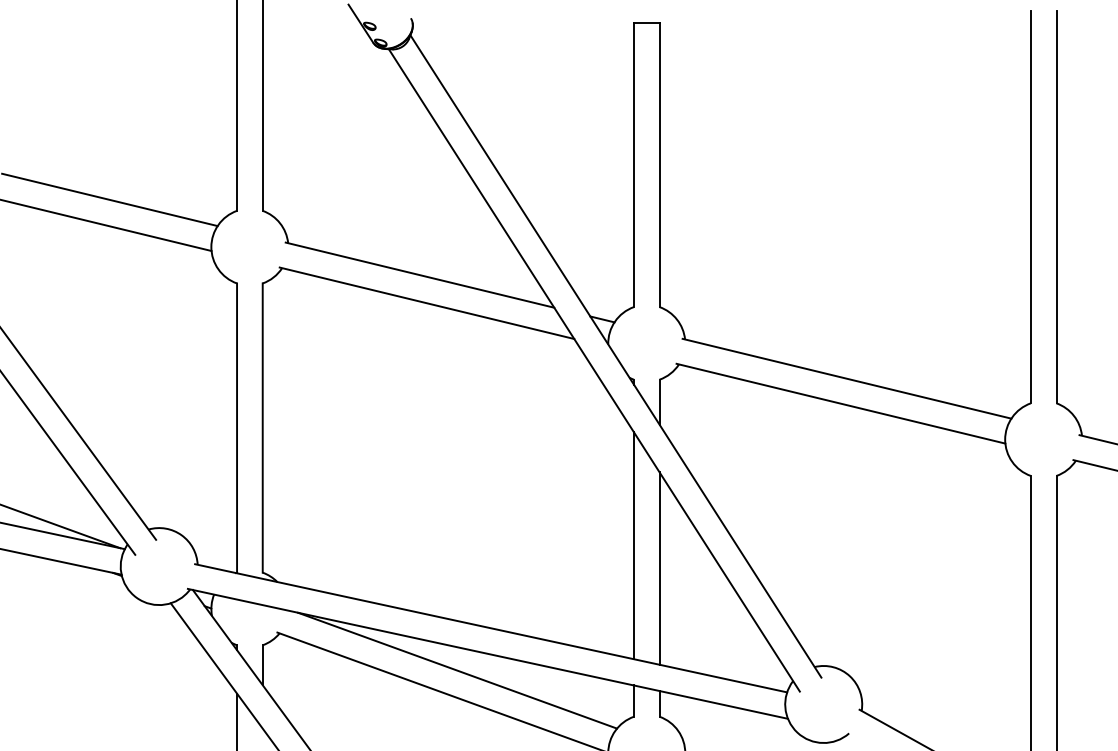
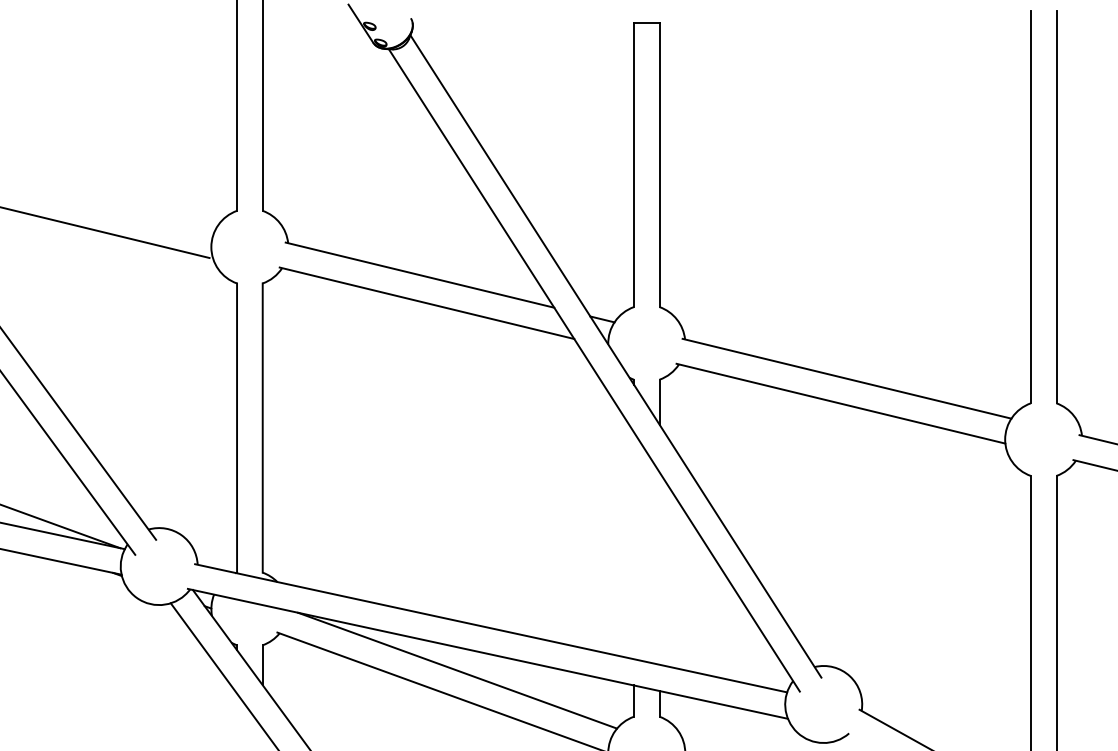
line: present -> none (109, 199)
line position: (106, 225) -> (105, 232) (105, 232)
line: present -> none (633, 545)
line: present -> none (659, 568)
line: present -> none (237, 720)
